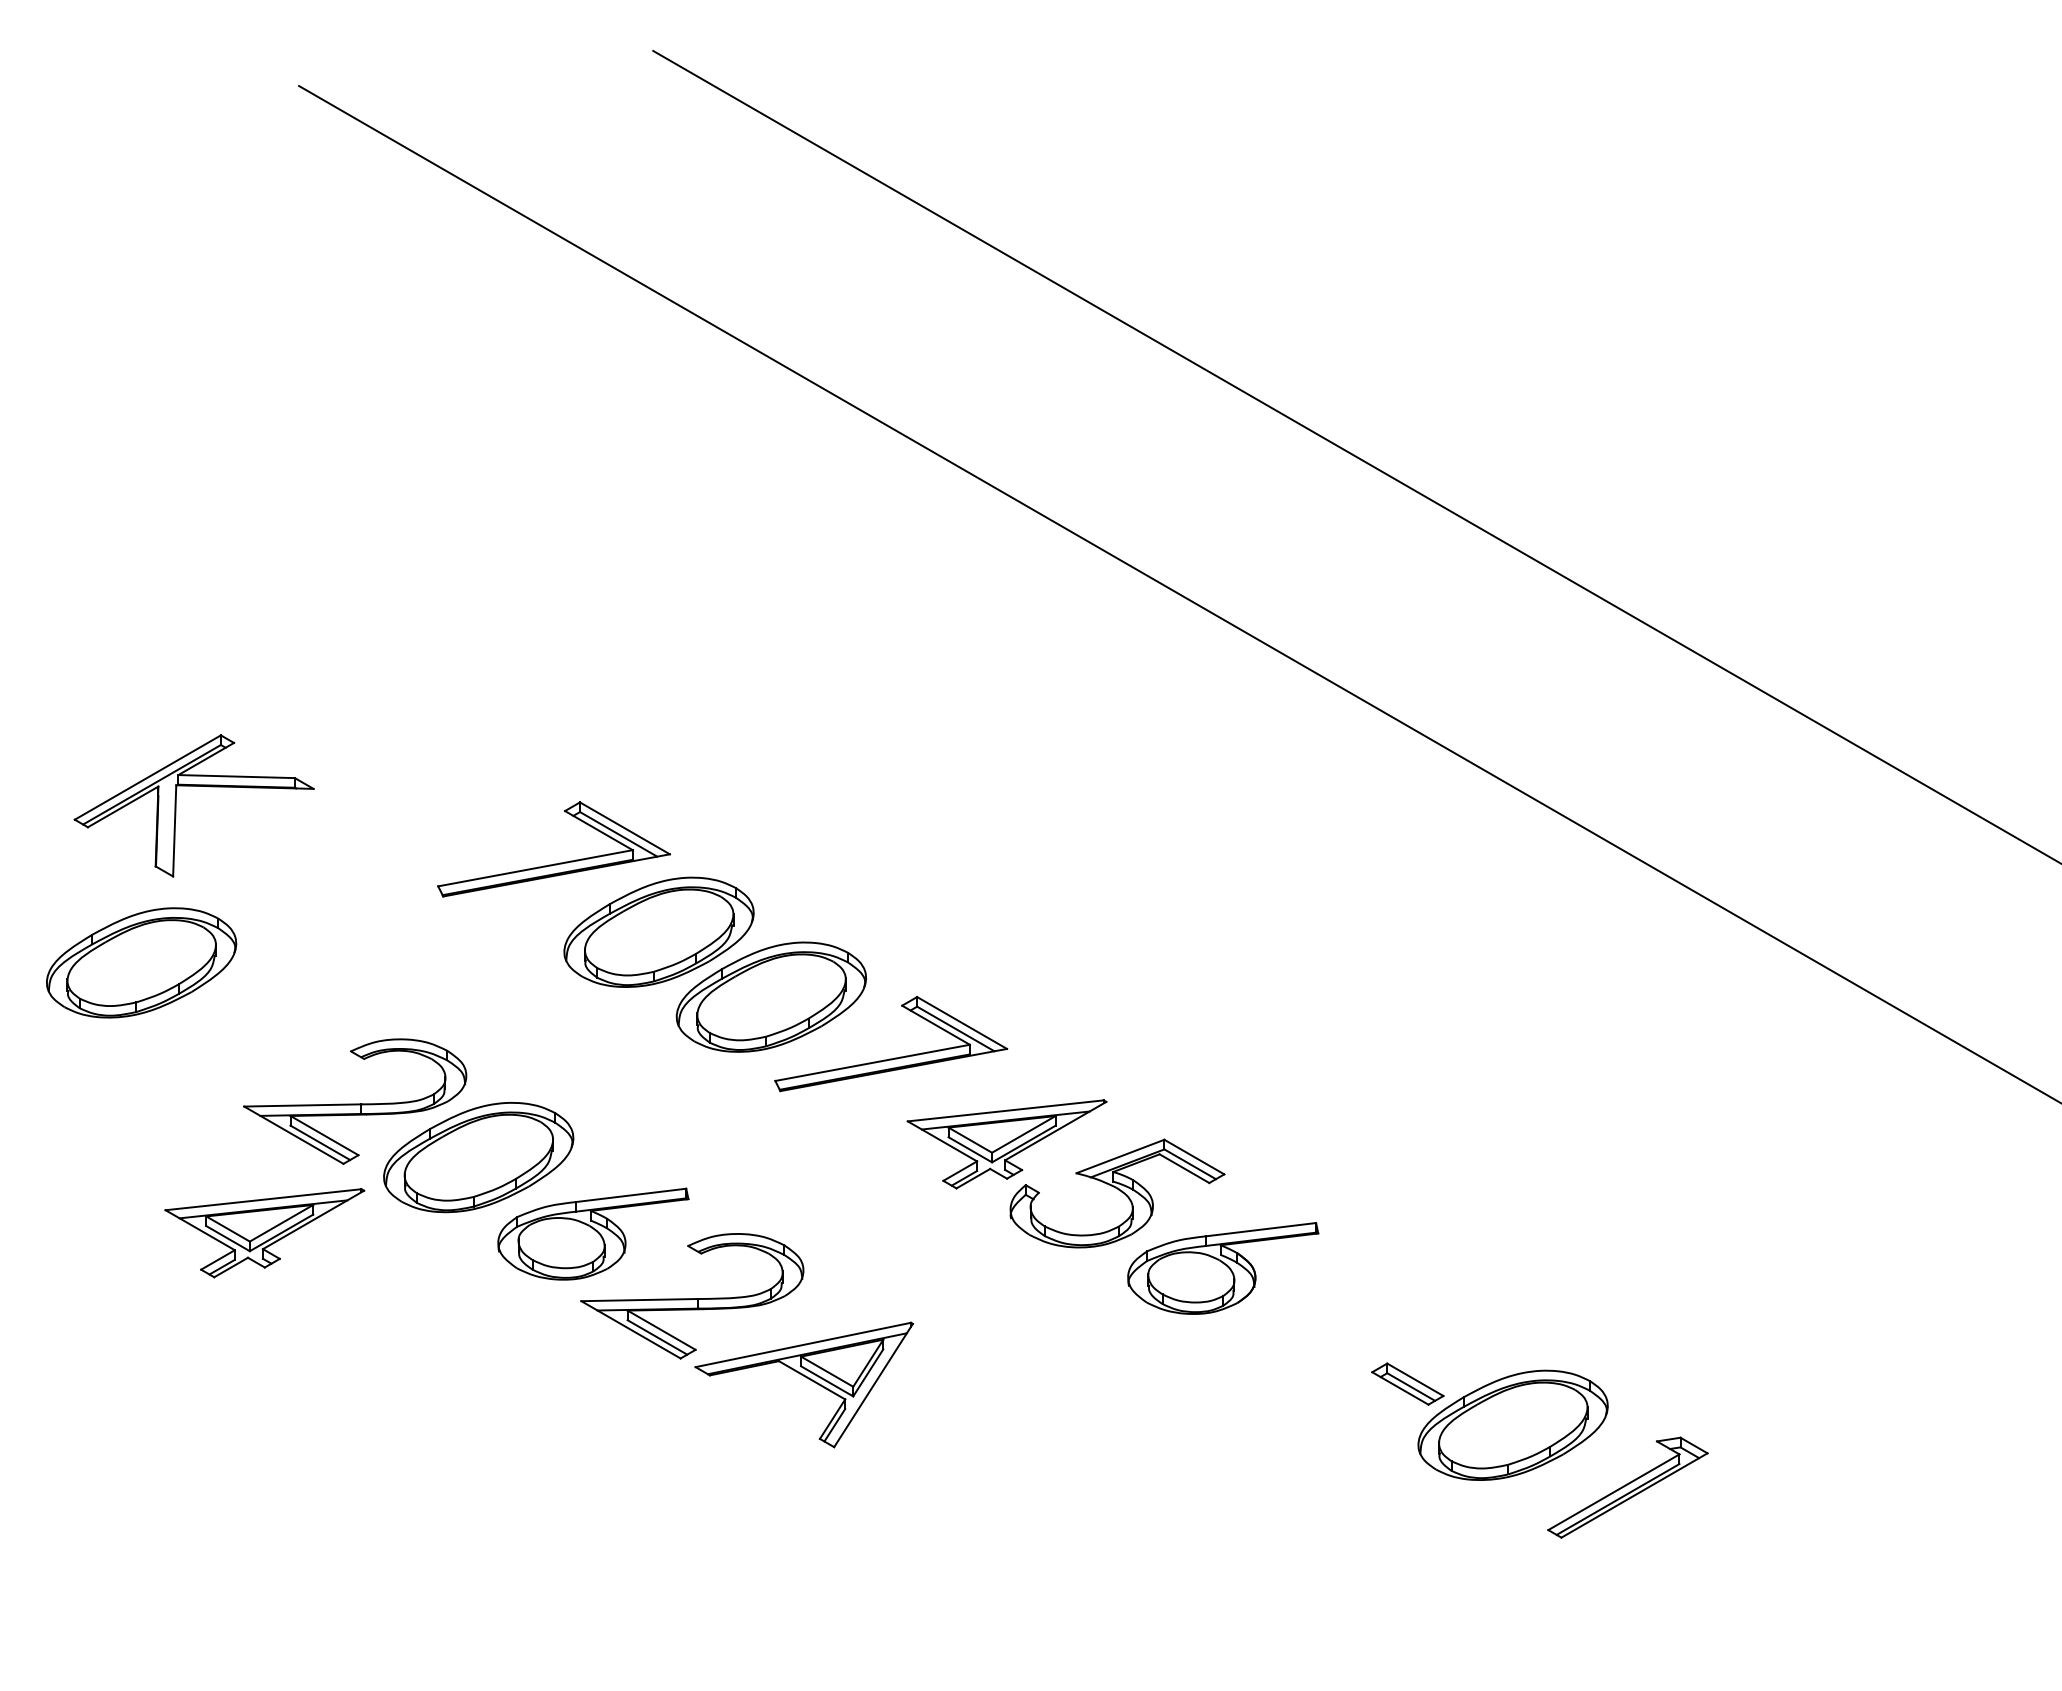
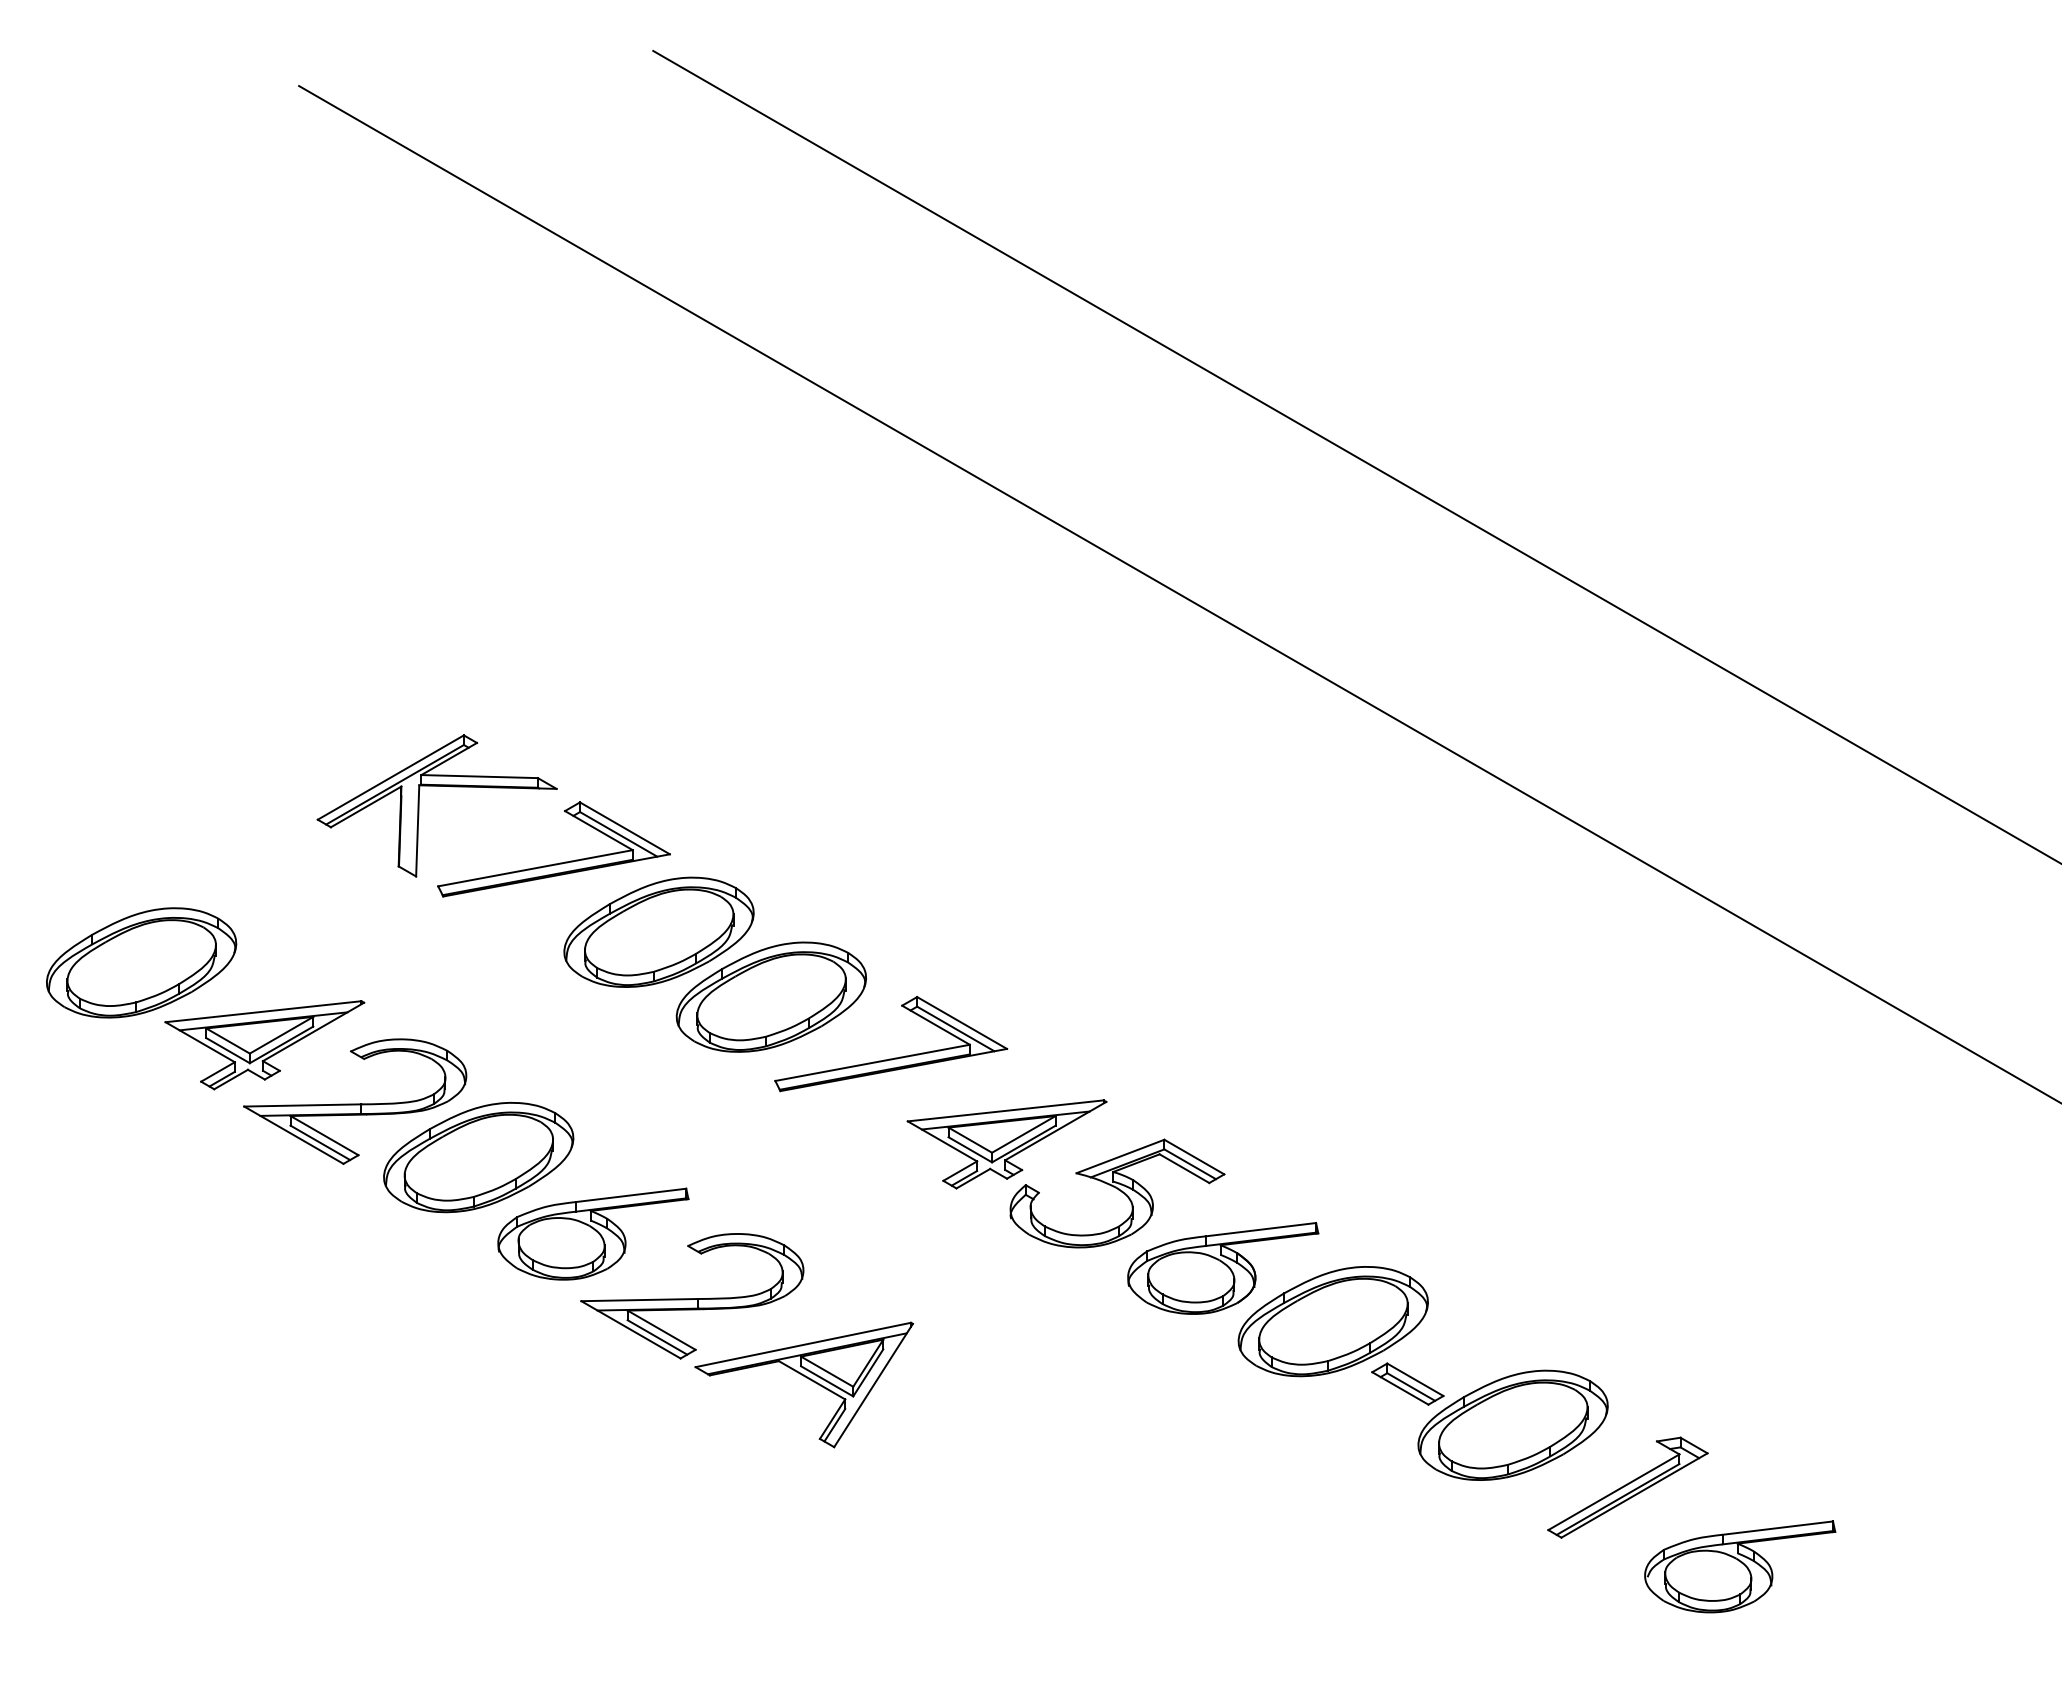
part position: (176, 805) -> (419, 805) (419, 805)
part position: (264, 1233) -> (264, 1045) (264, 1045)
part: none -> present (1332, 1321)
part: none -> present (1740, 1566)
